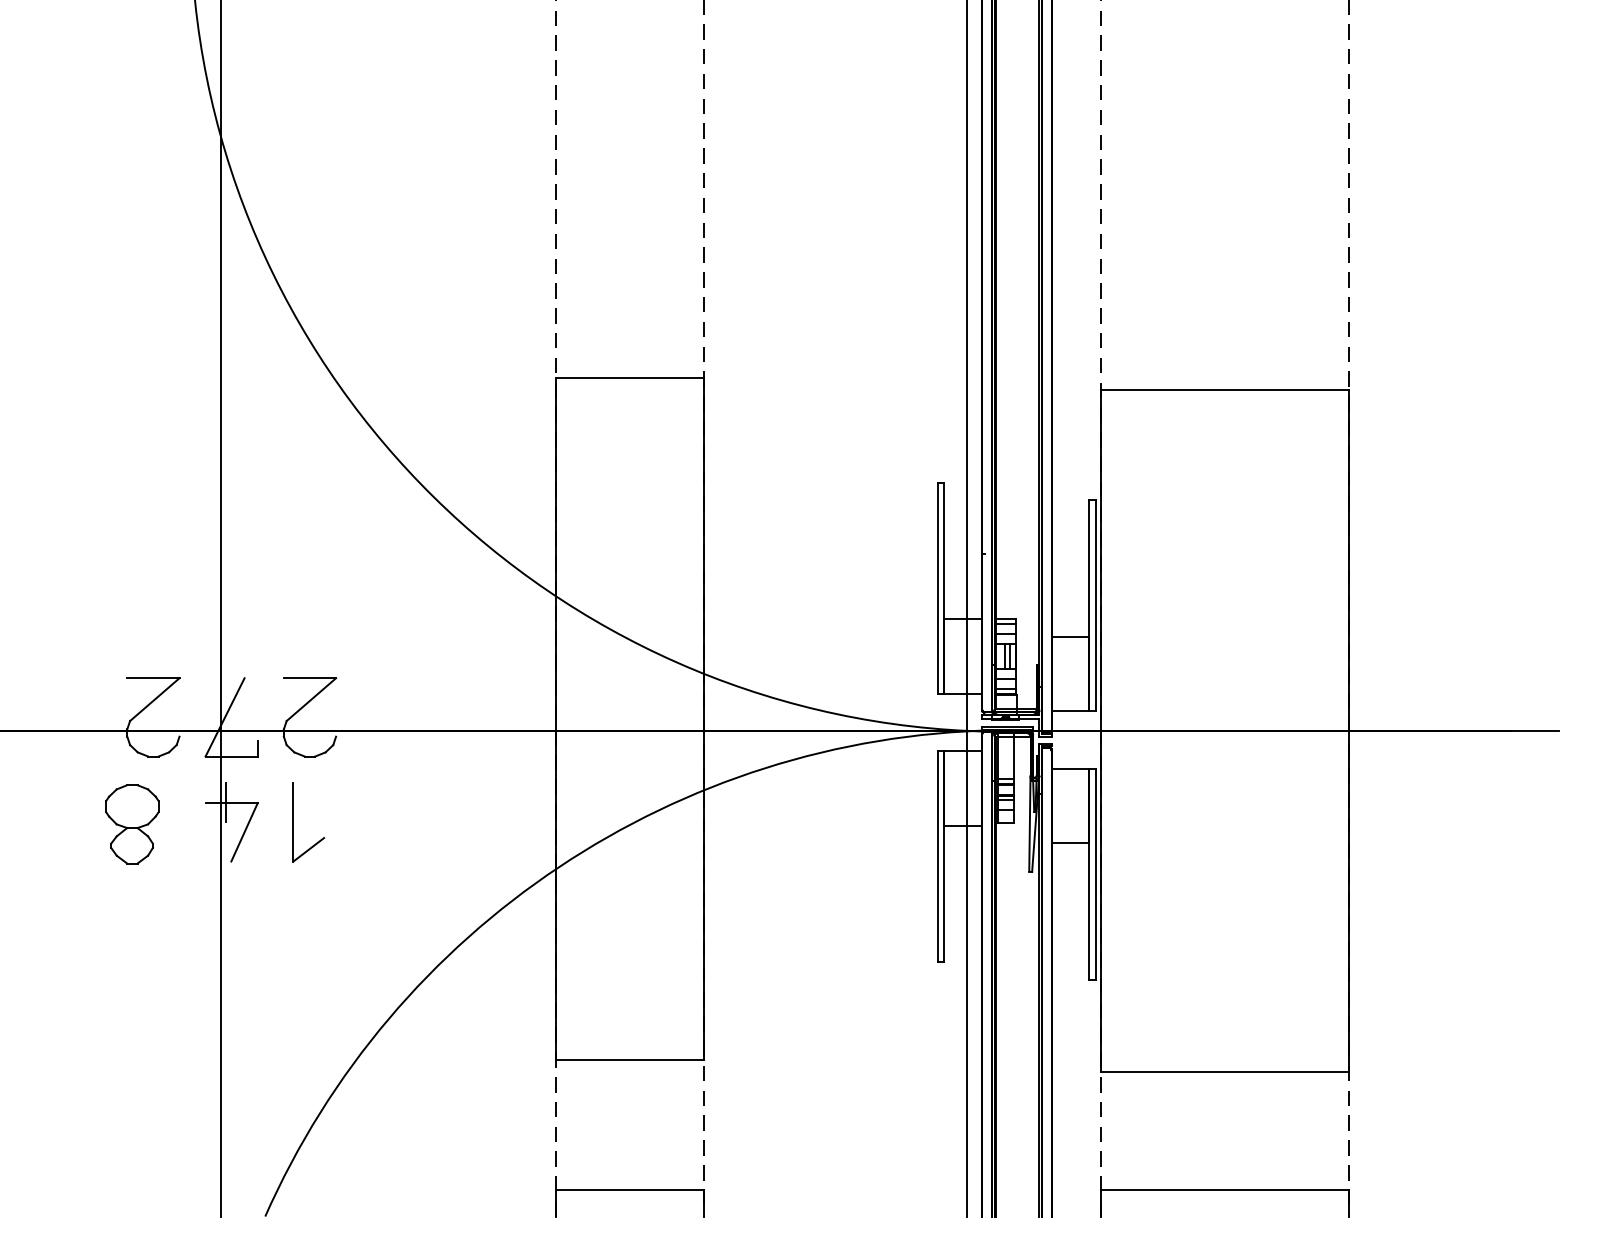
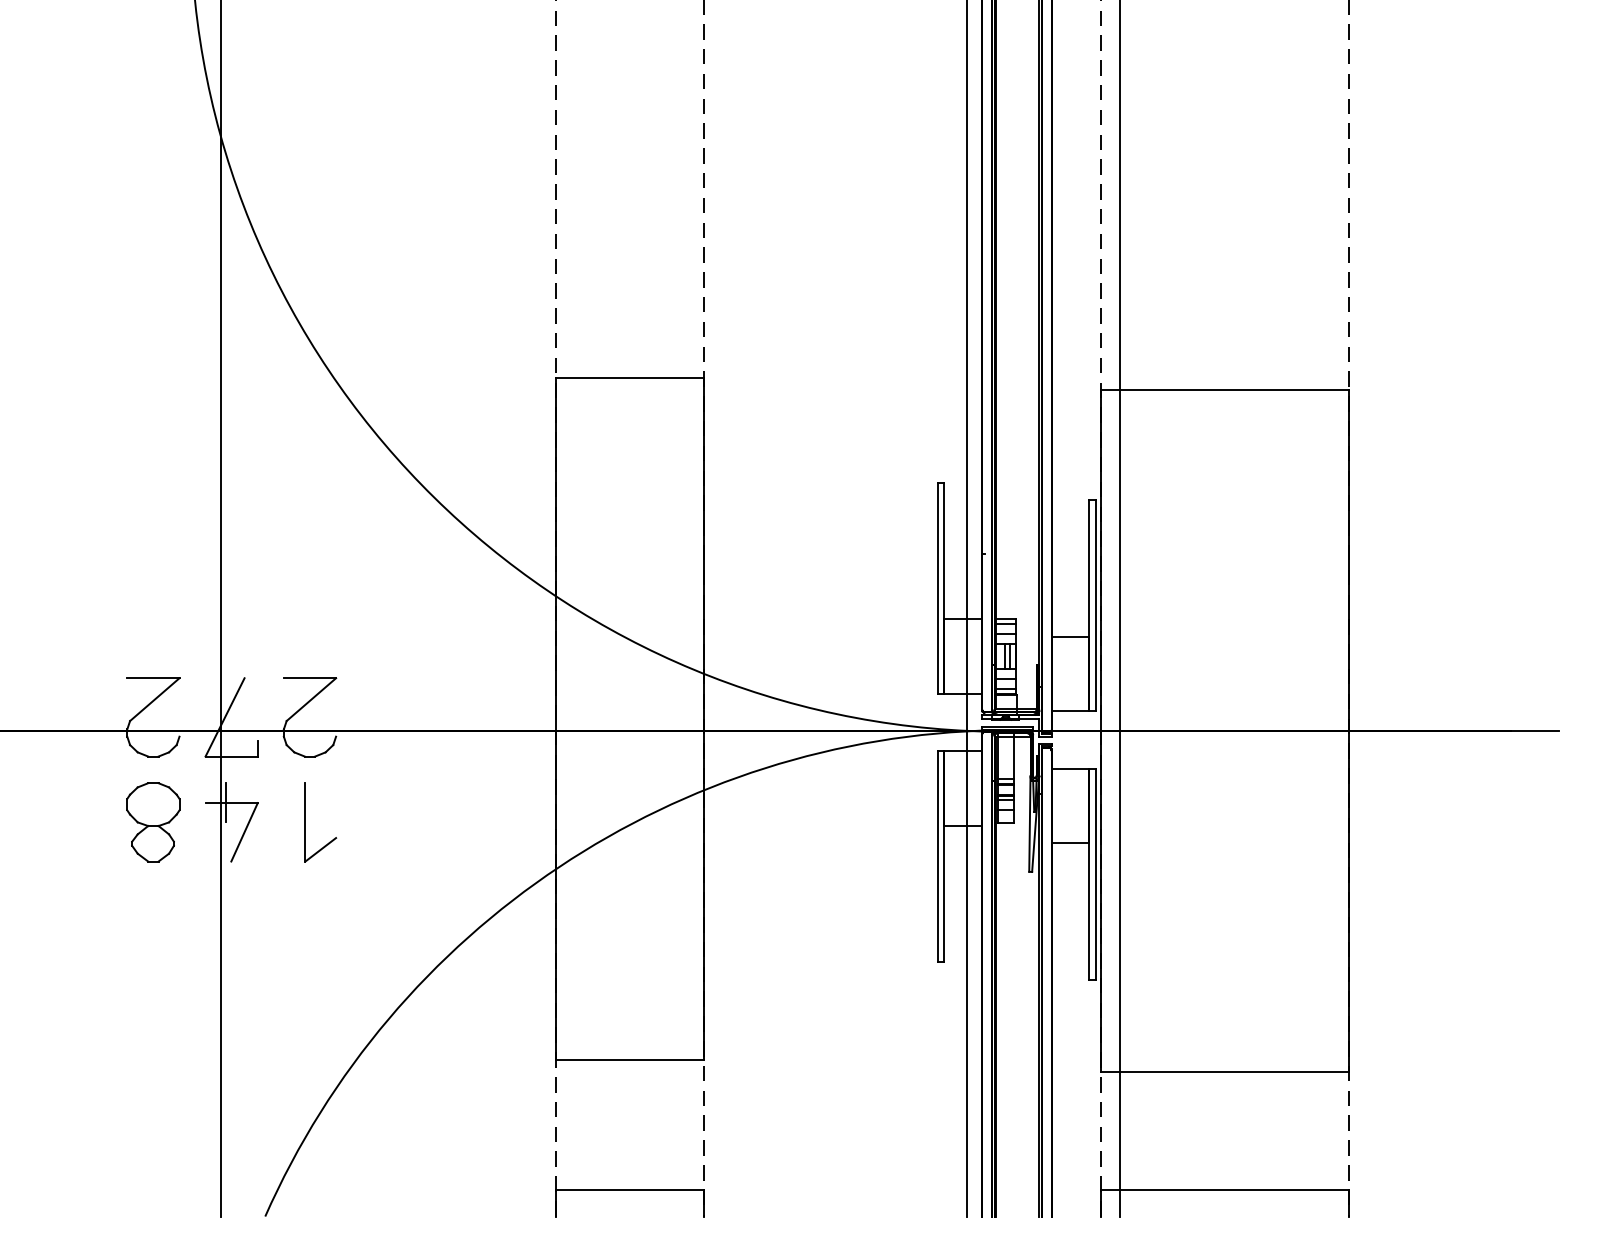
line: none -> present (1119, 609)
part position: (293, 822) -> (305, 822) (305, 822)
part position: (132, 824) -> (153, 822) (153, 822)
